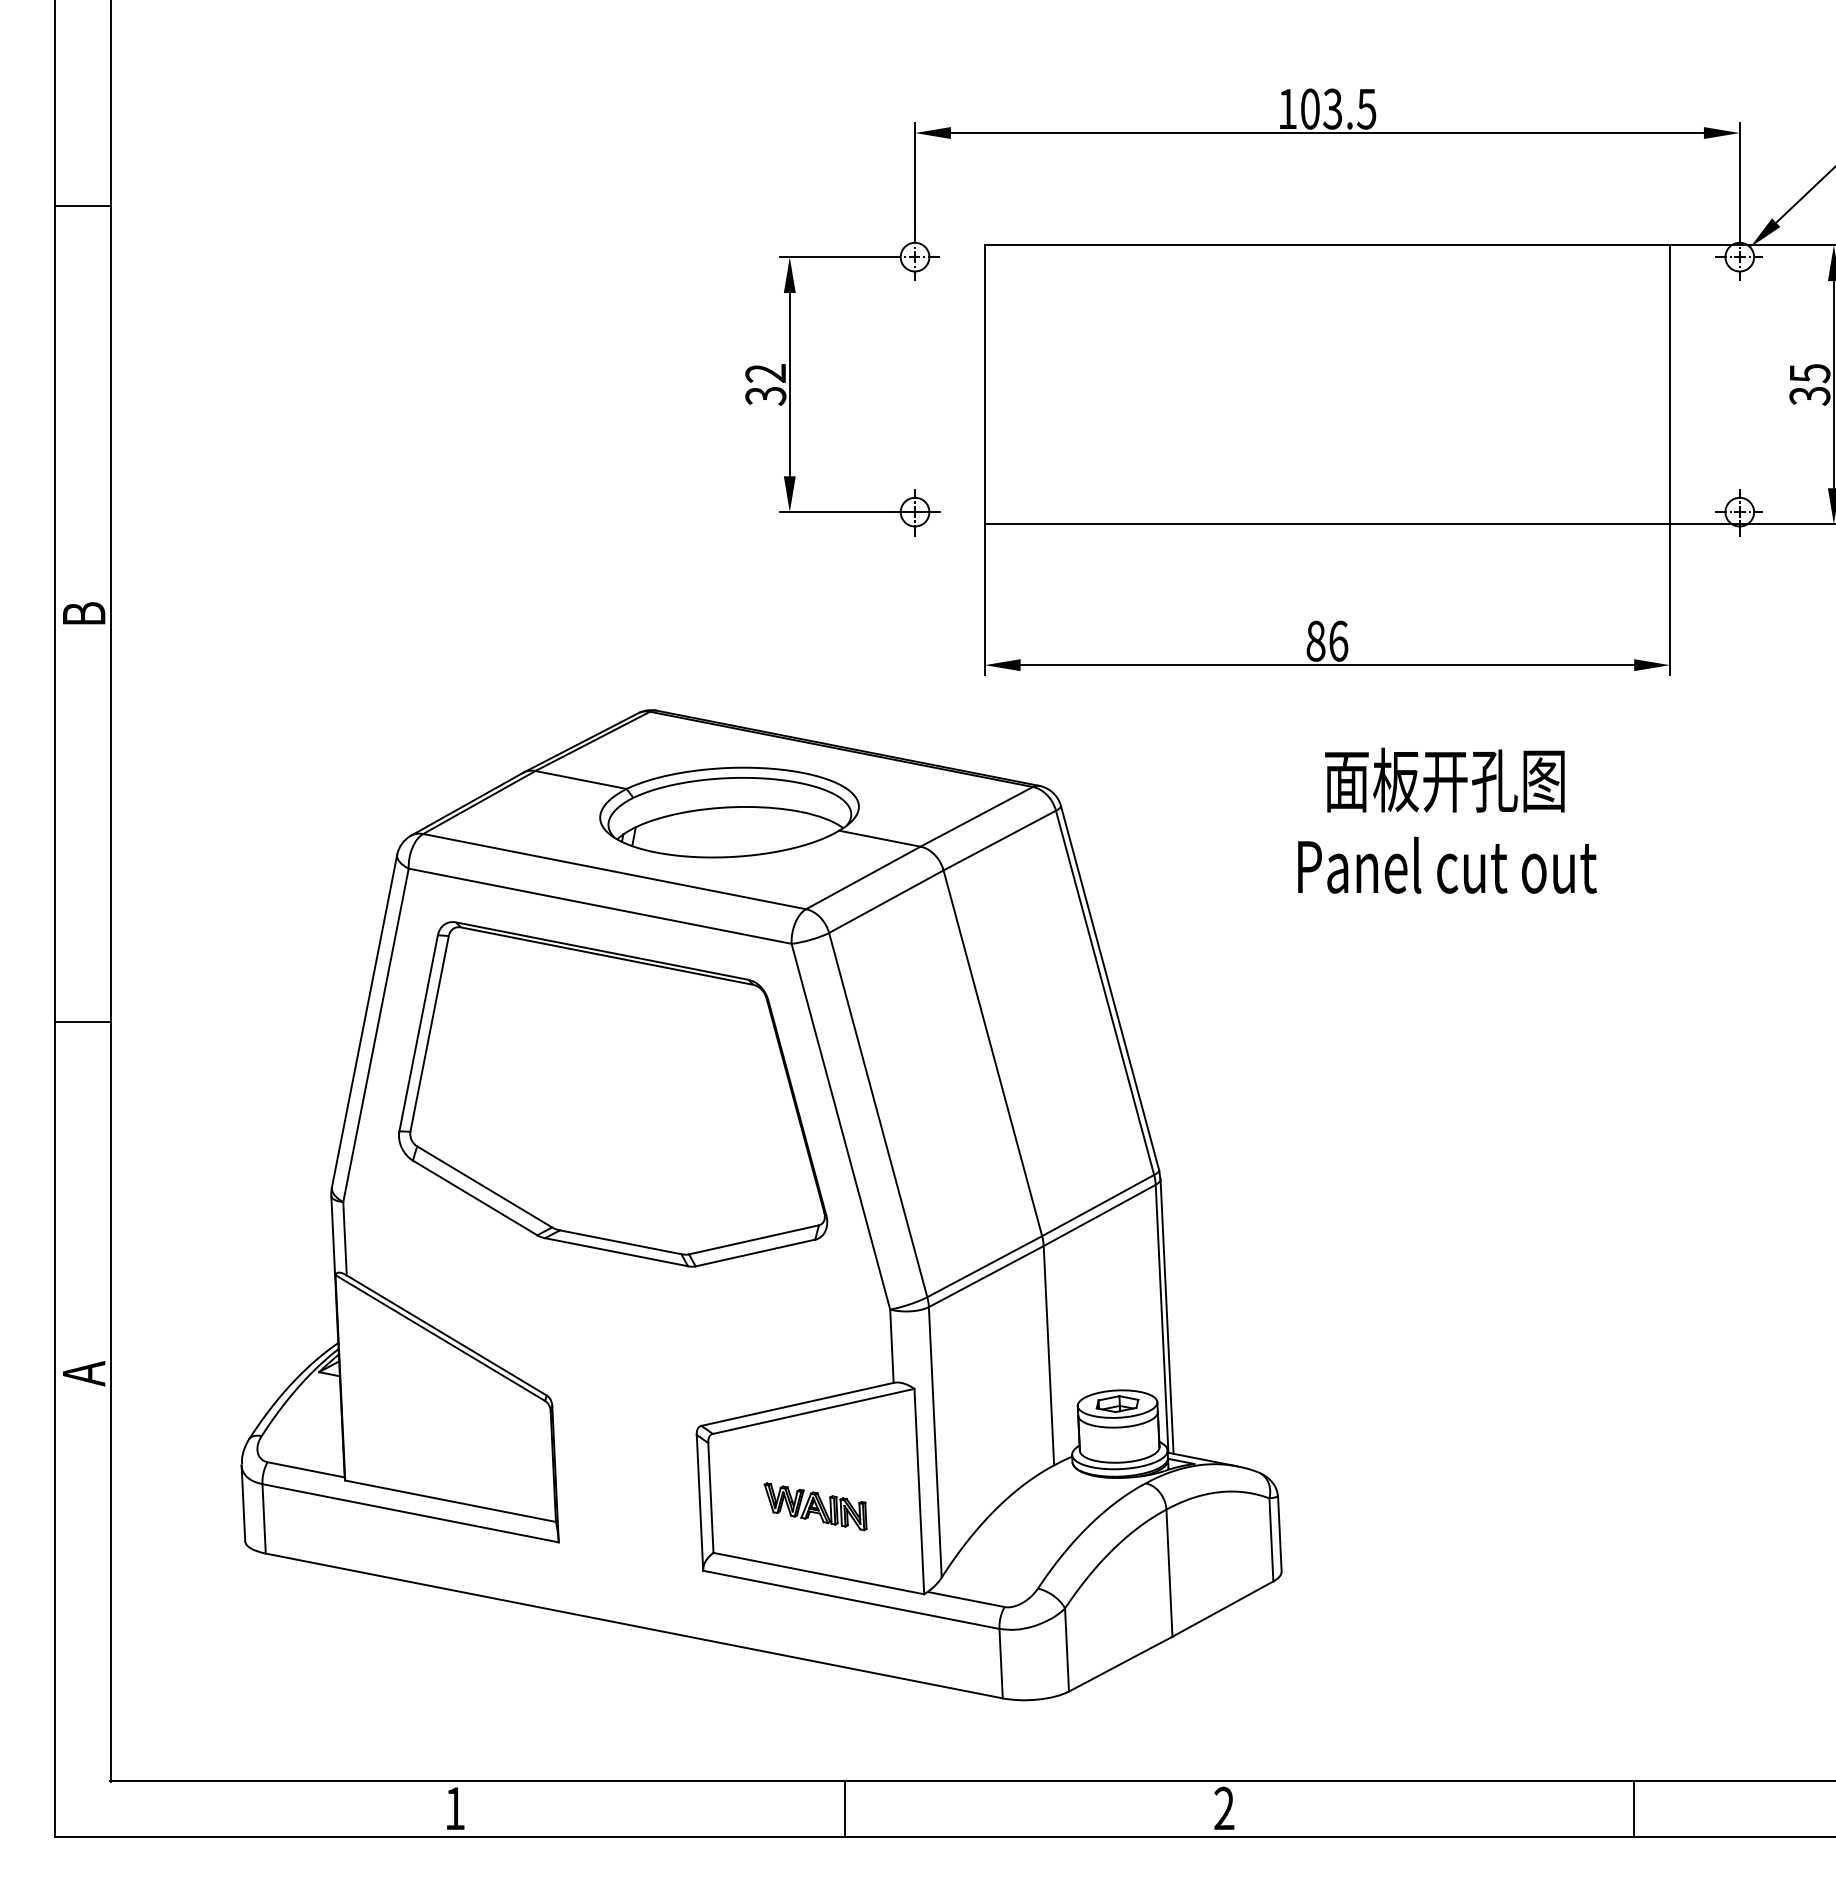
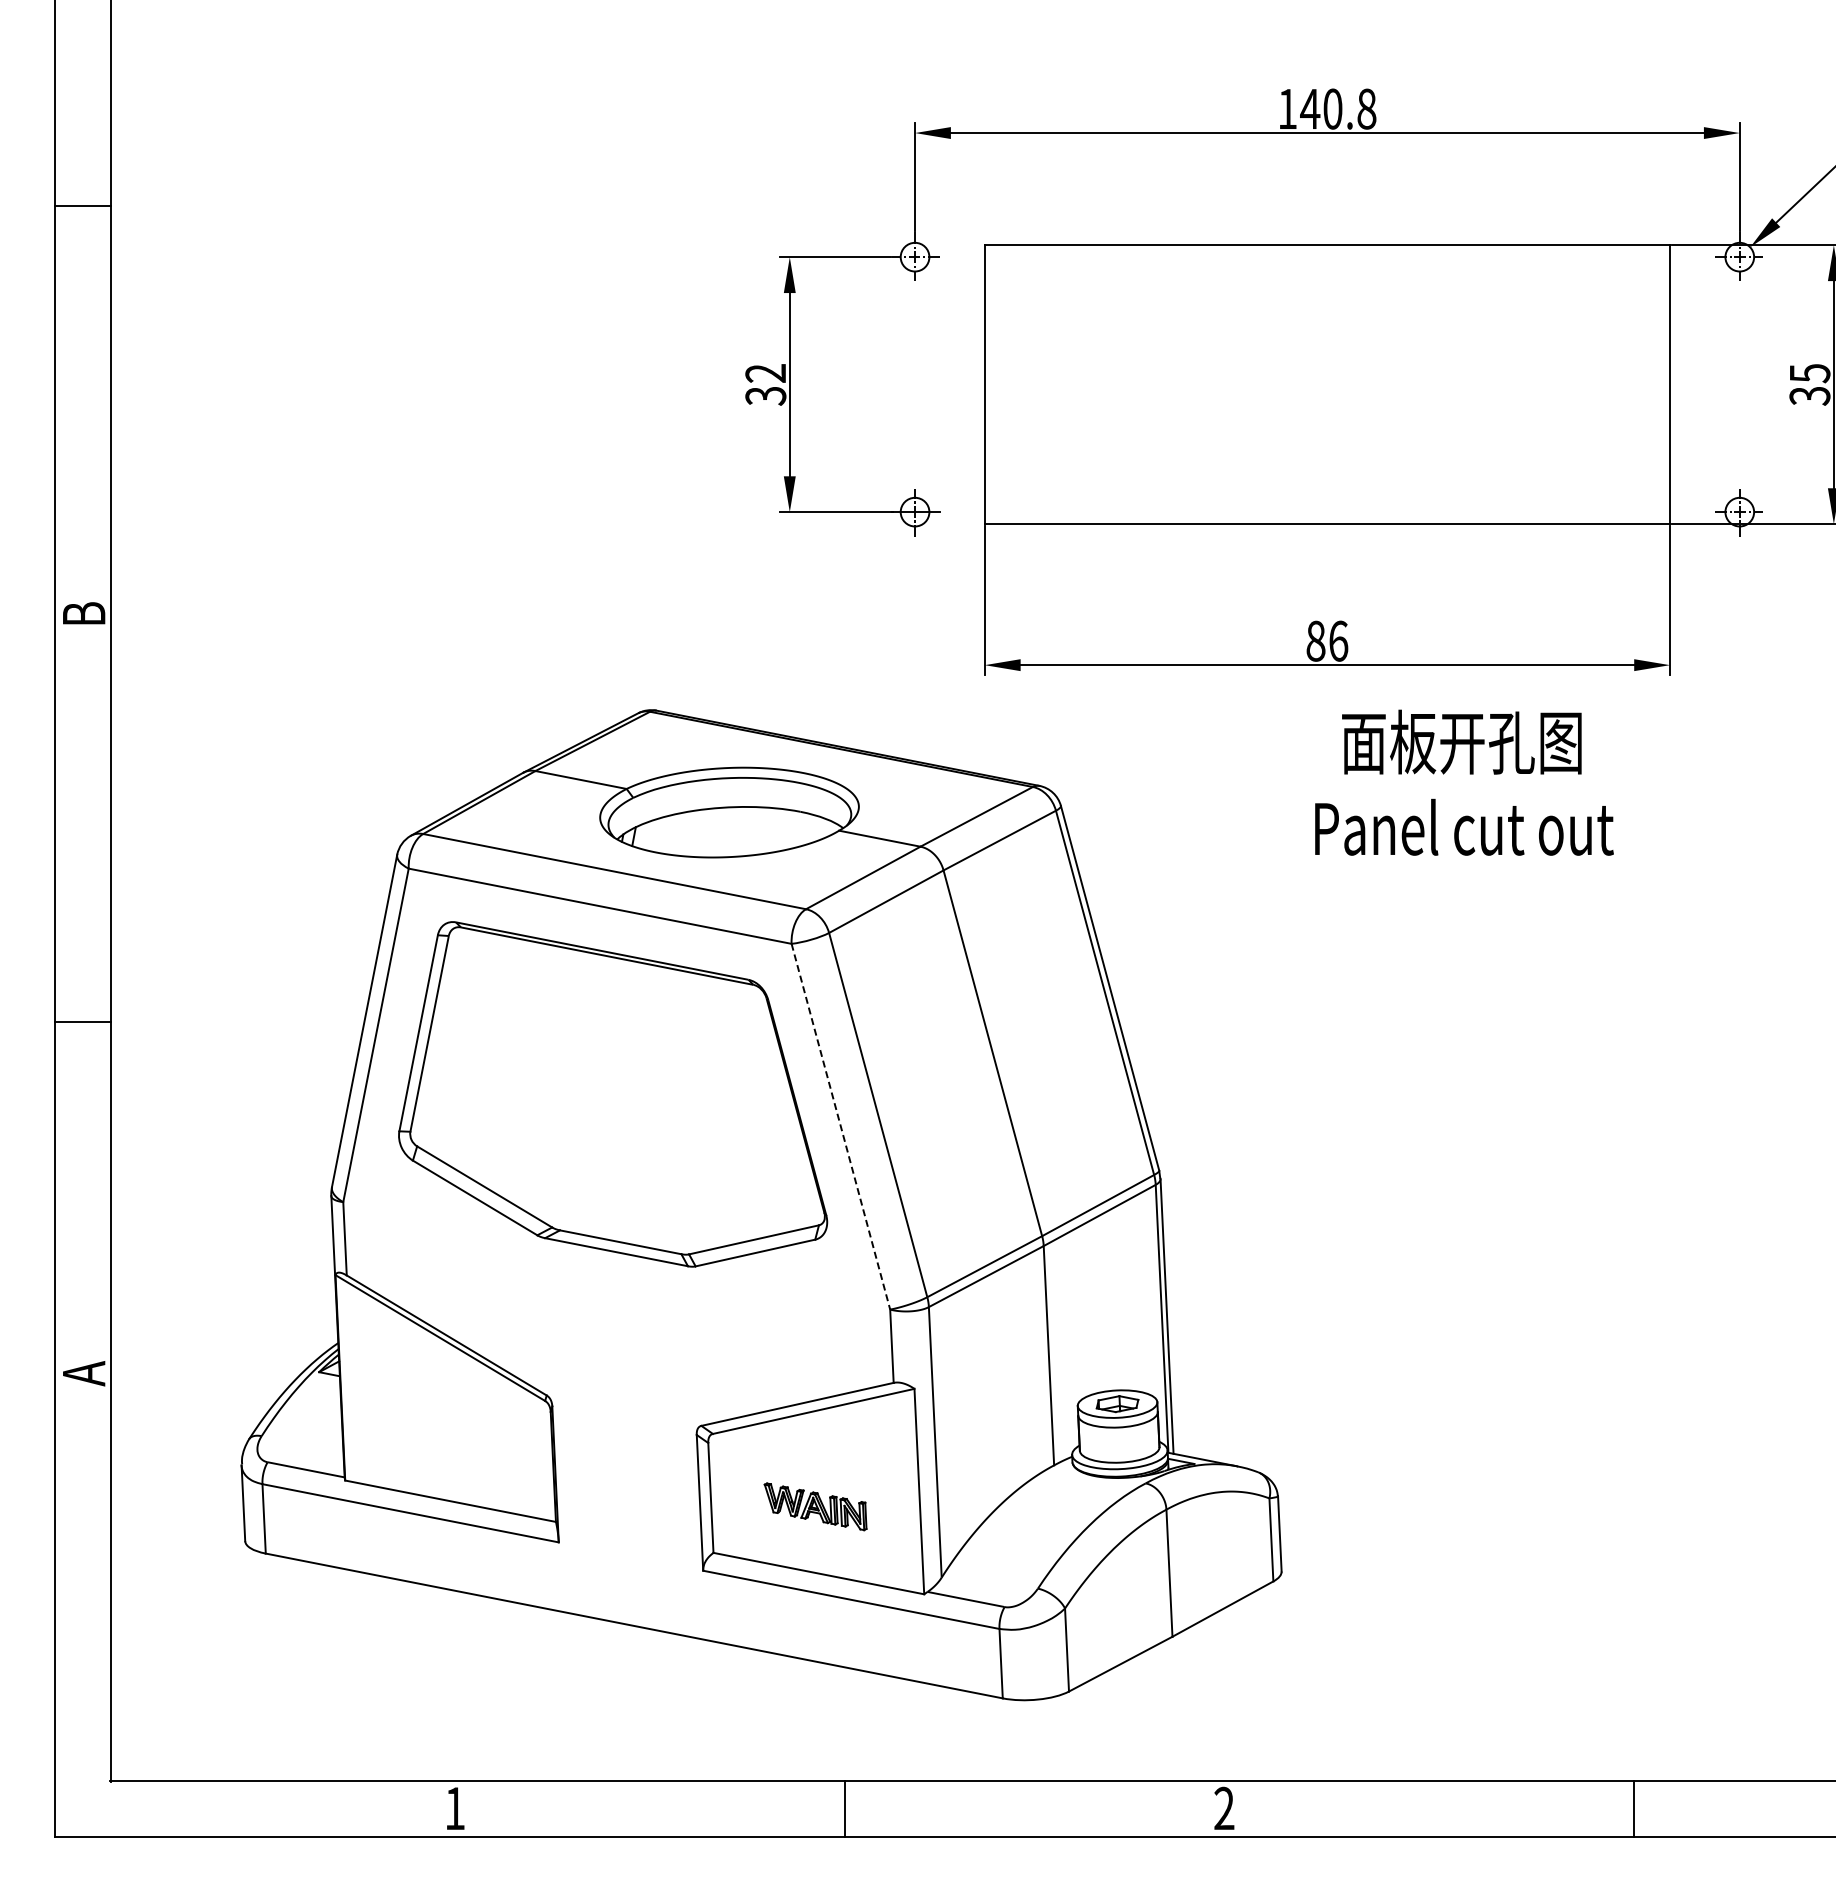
text: 103.5 -> 140.8 (1338, 108)
text position: (1447, 820) -> (1464, 782) (1464, 782)
line: solid -> dashed (841, 1127)
